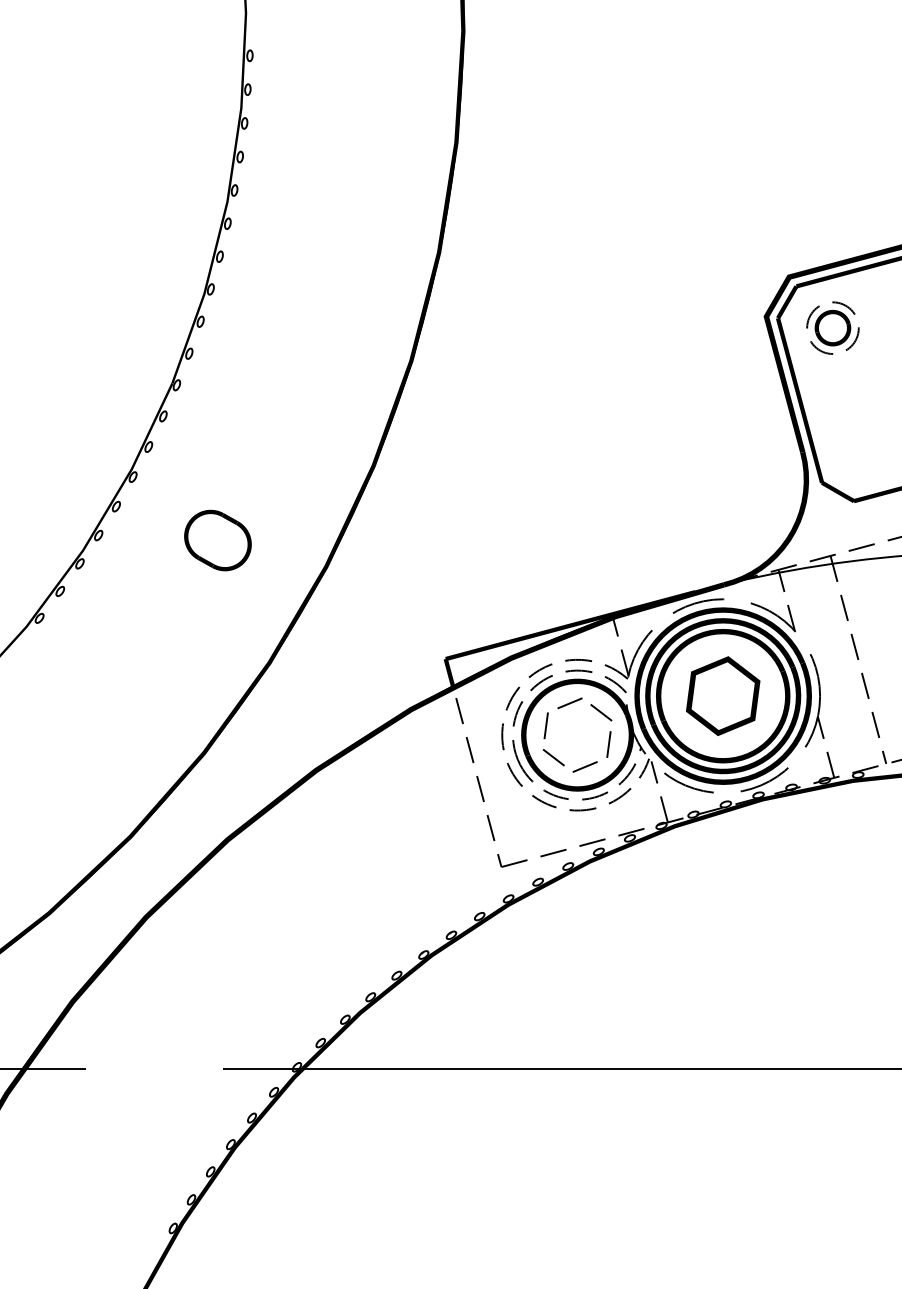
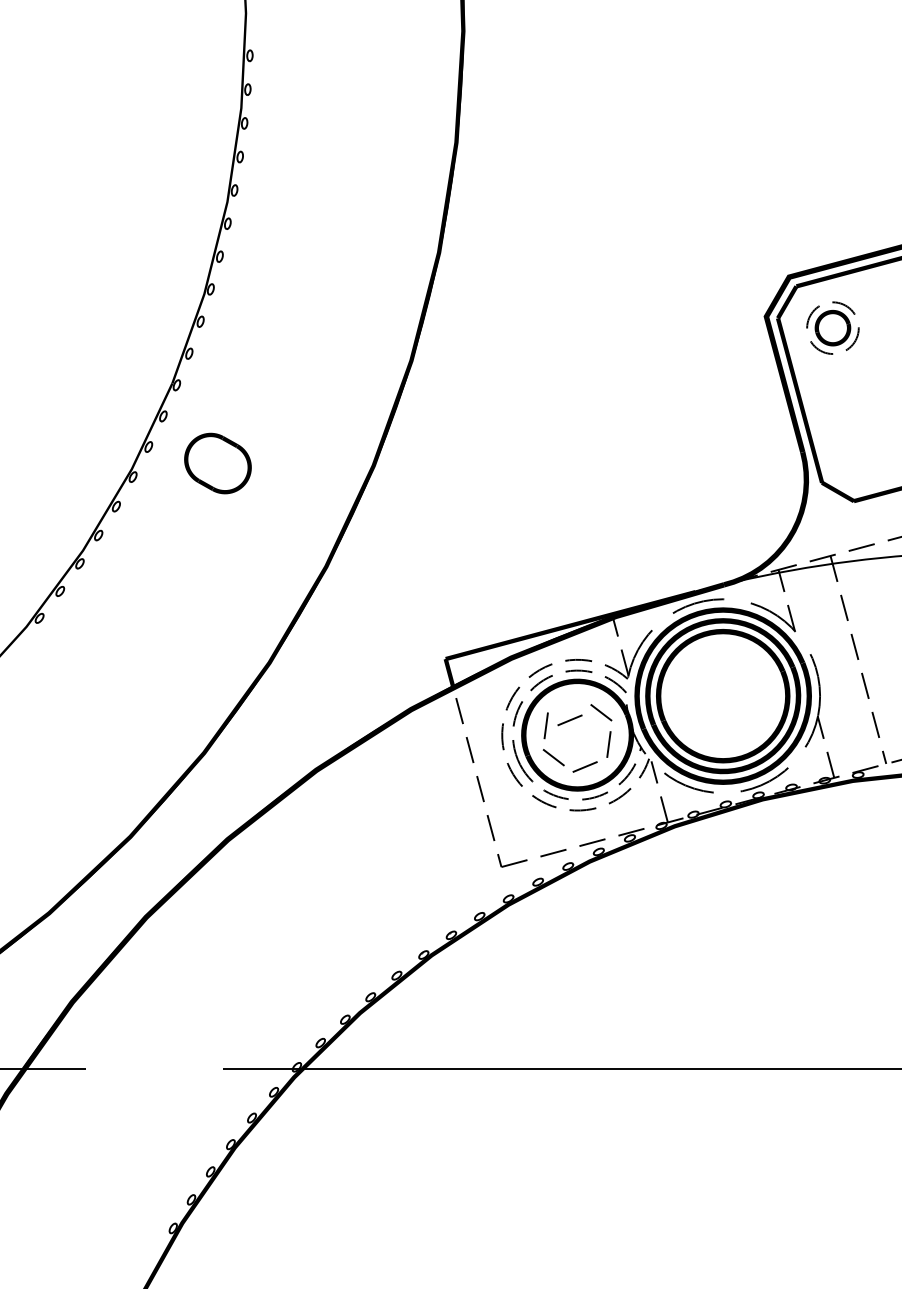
part position: (217, 540) -> (217, 463) (217, 463)
part: present -> none (723, 695)
line position: (569, 703) -> (569, 720) (569, 720)
